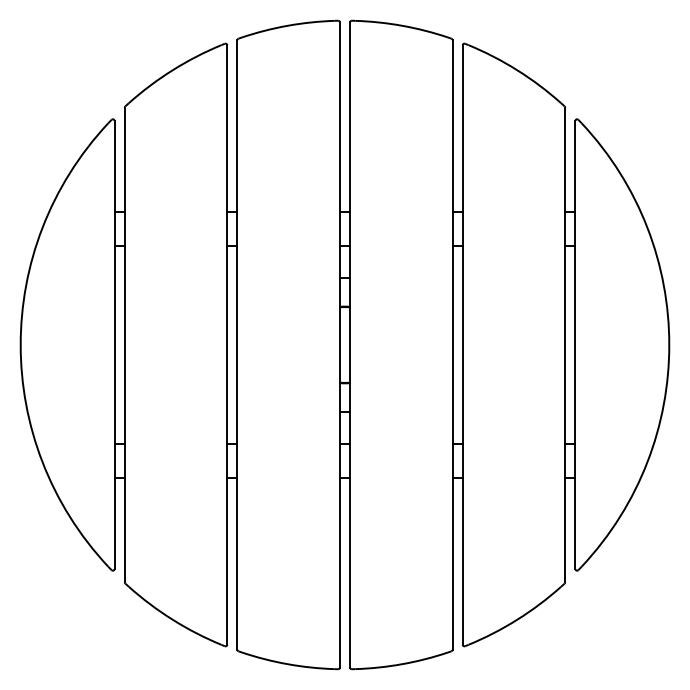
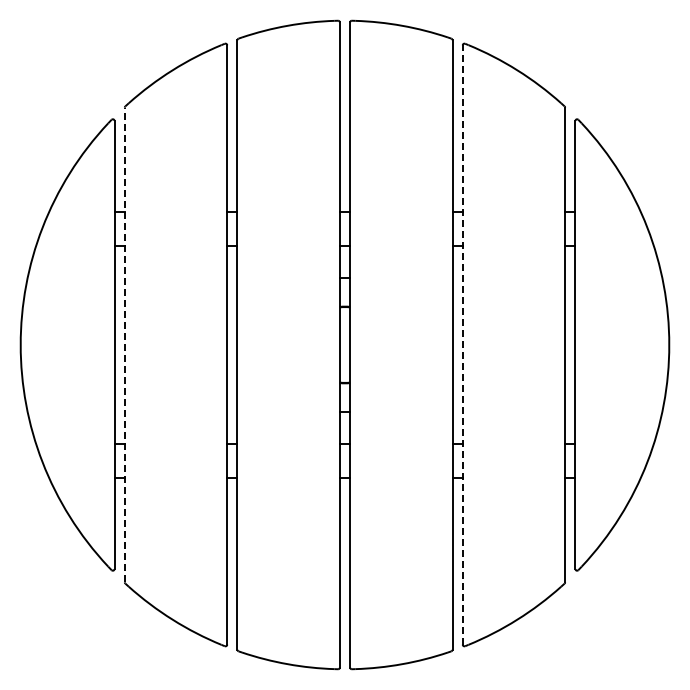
line: solid -> dashed (124, 344)
line: solid -> dashed (462, 345)
